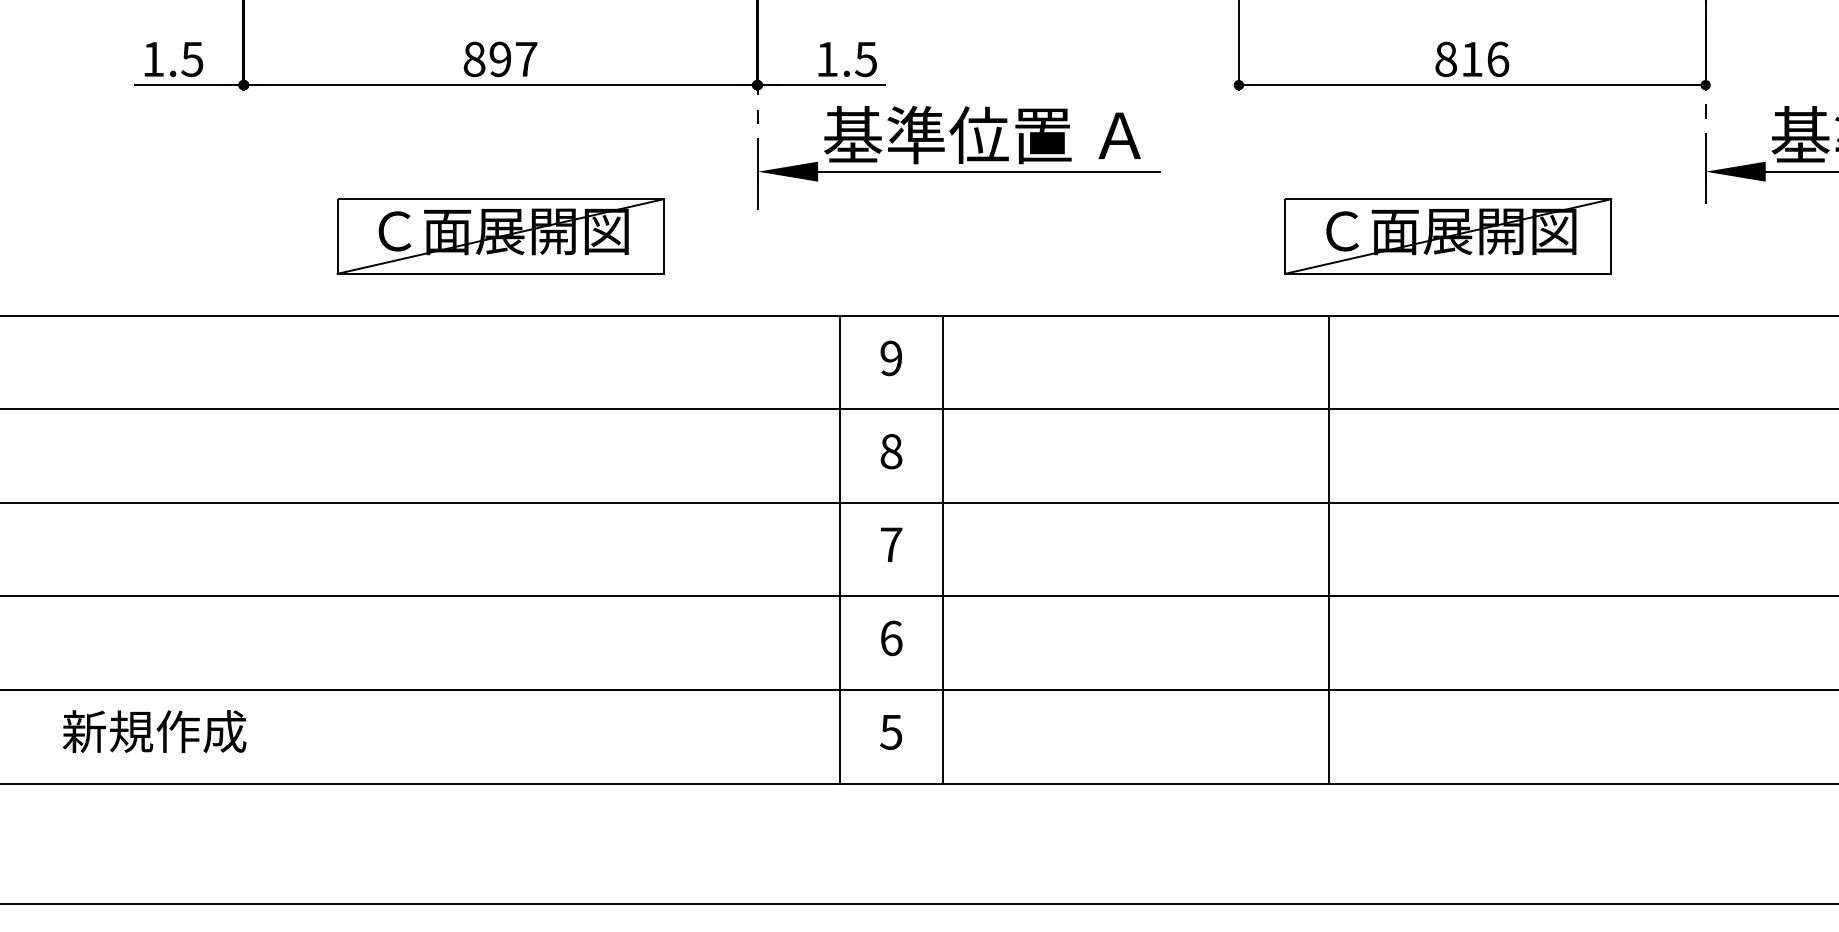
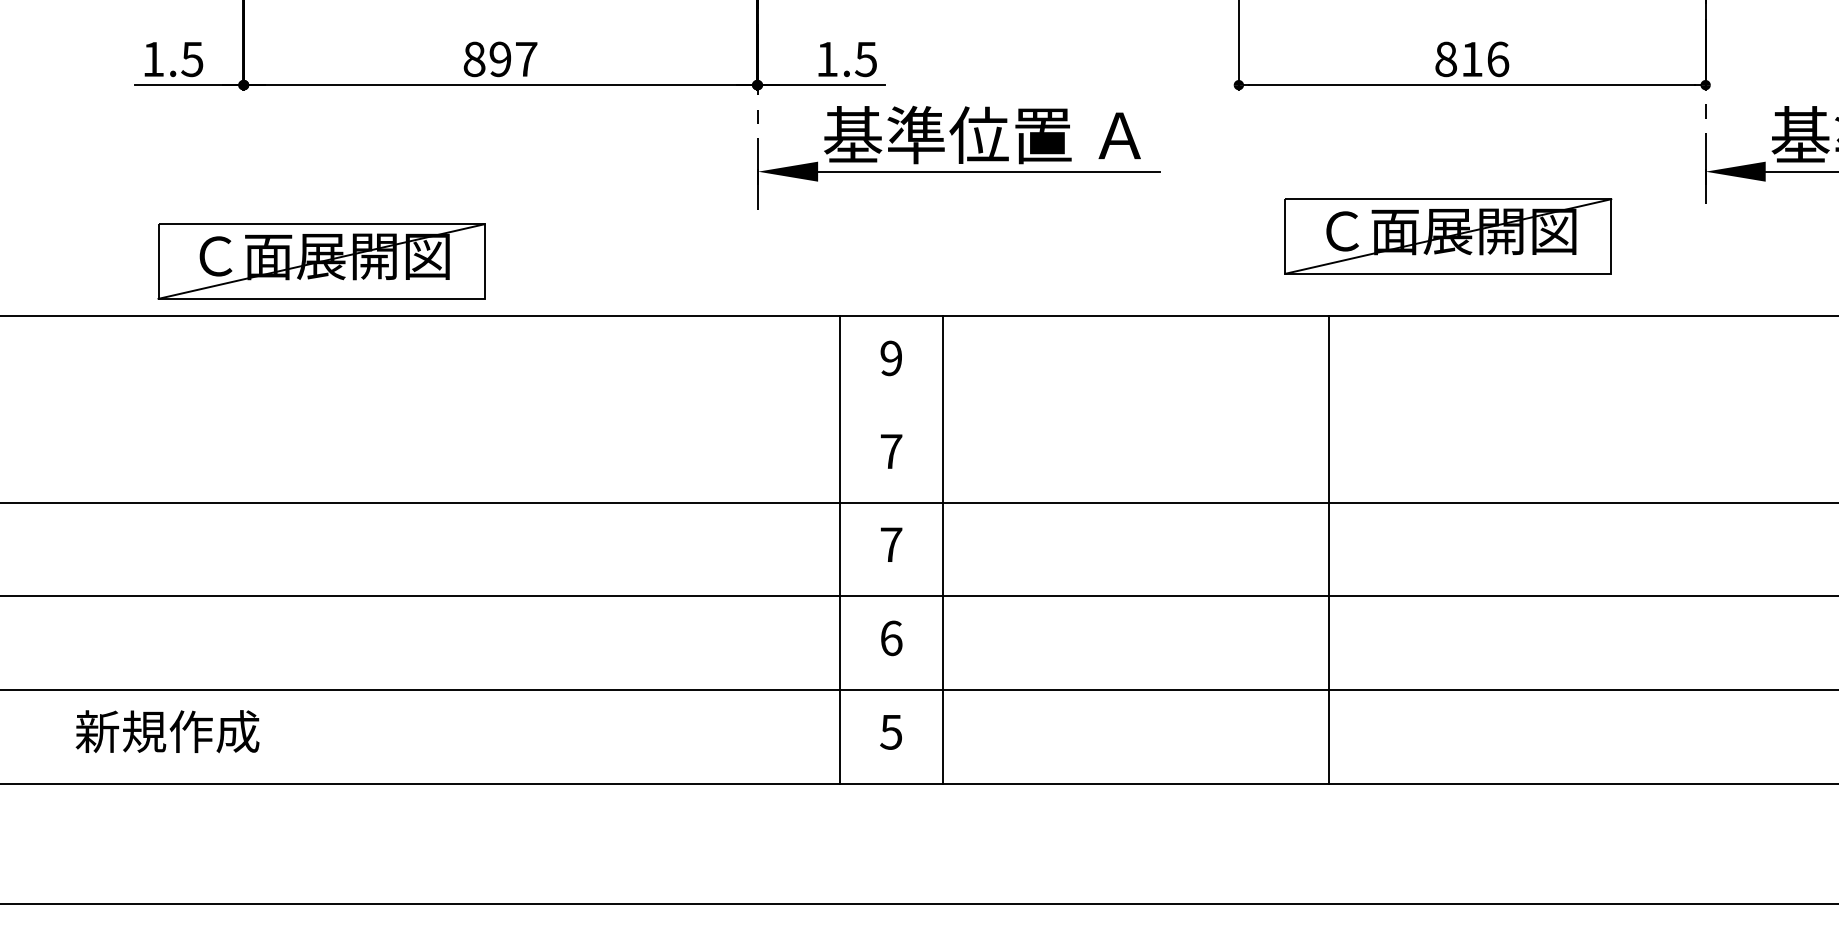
part position: (500, 236) -> (321, 261) (321, 261)
line: present -> none (918, 409)
text: 8 -> 7 (891, 451)
text position: (154, 731) -> (167, 731) (167, 731)
